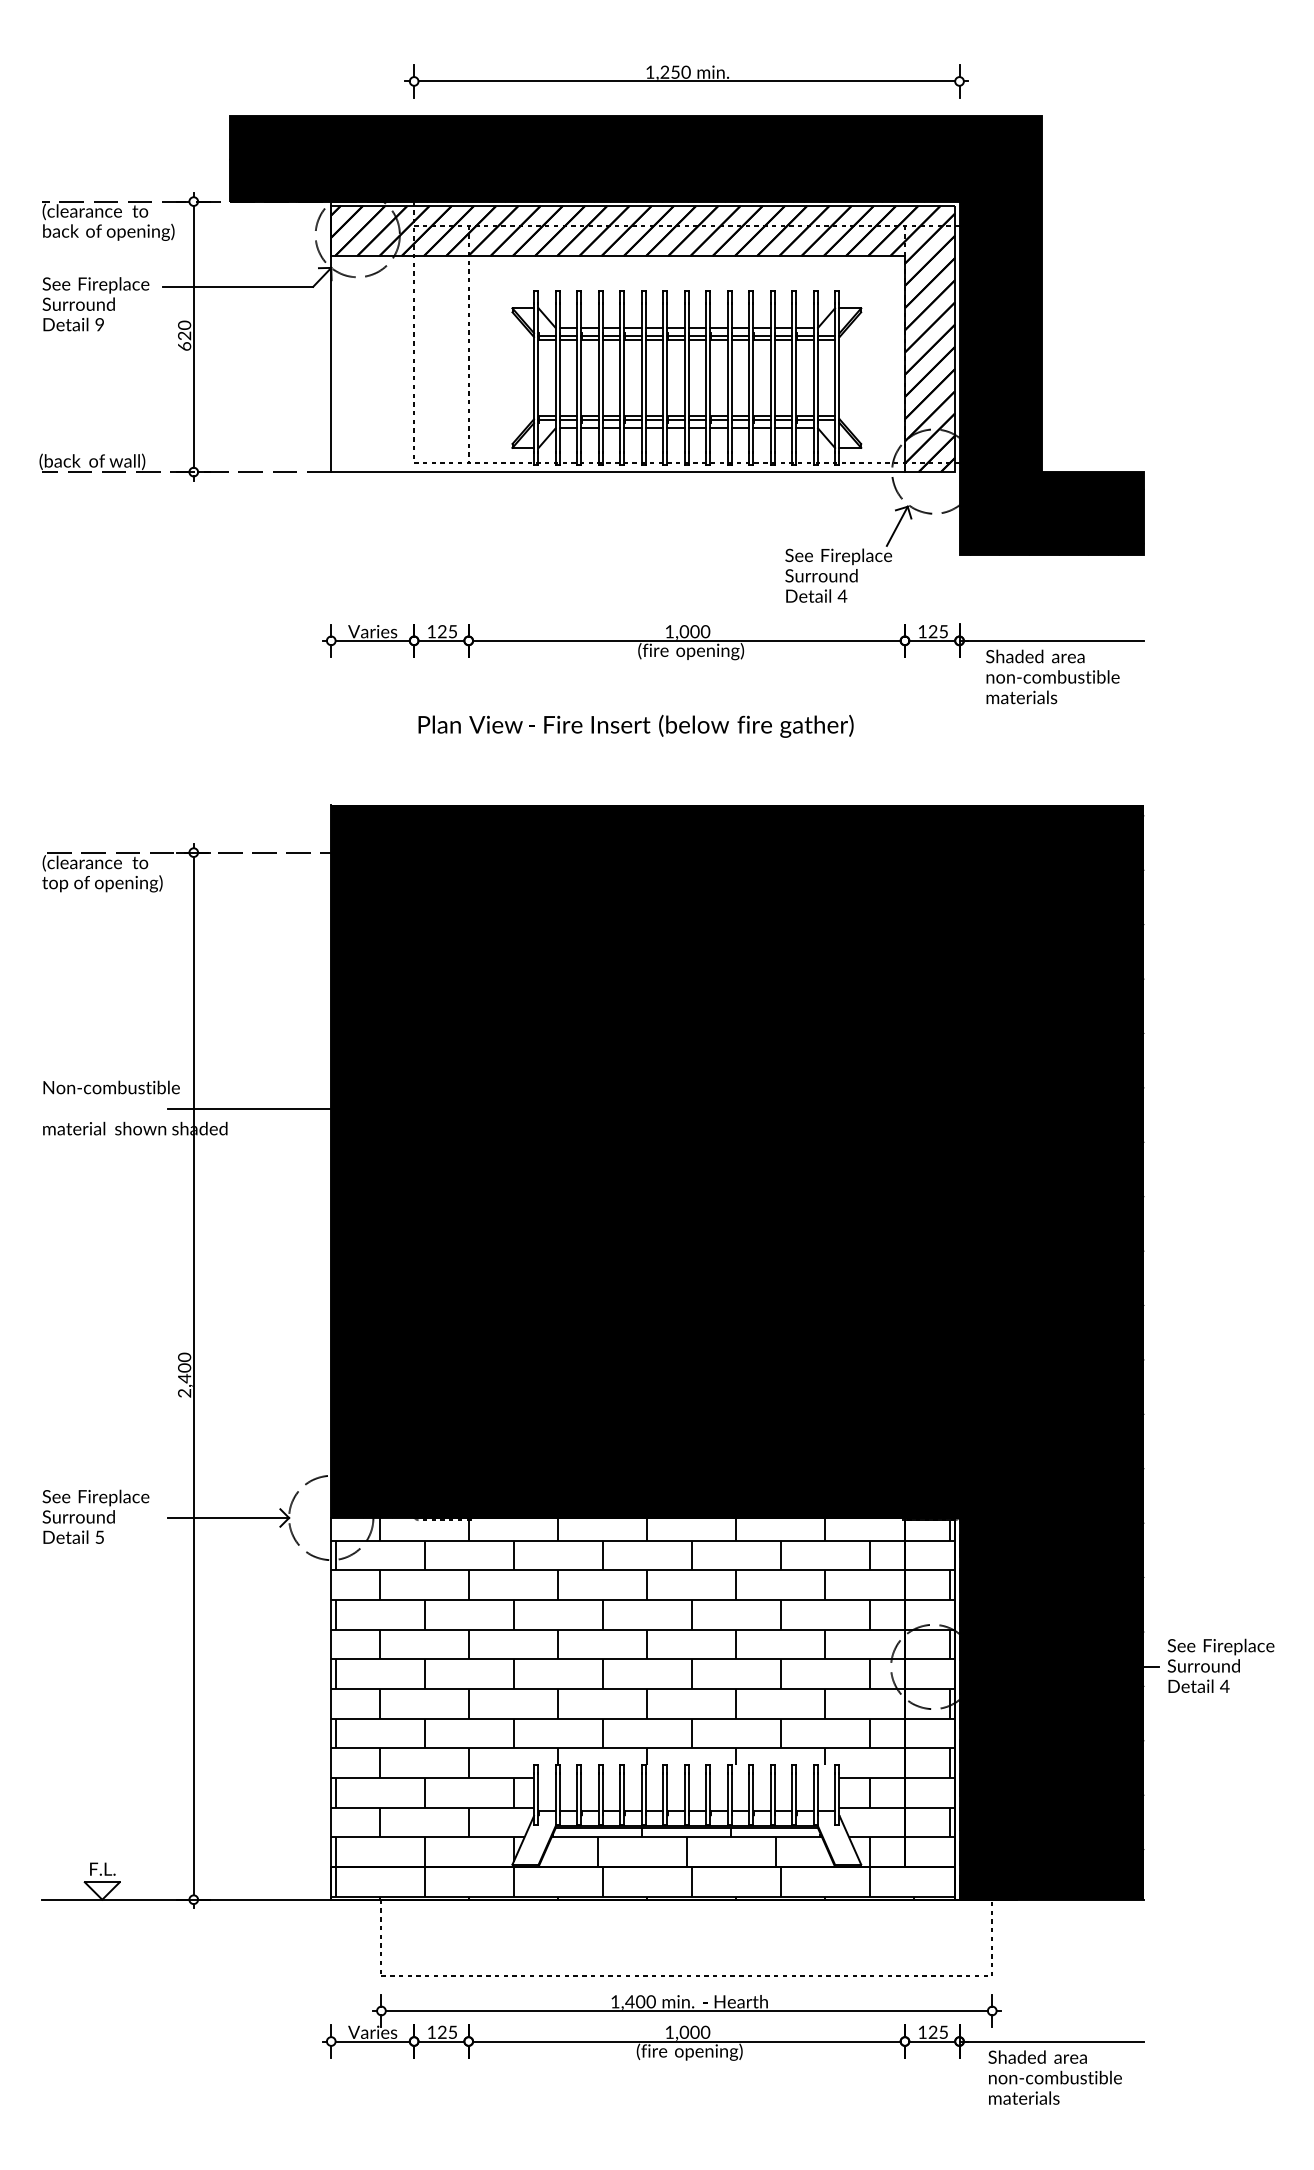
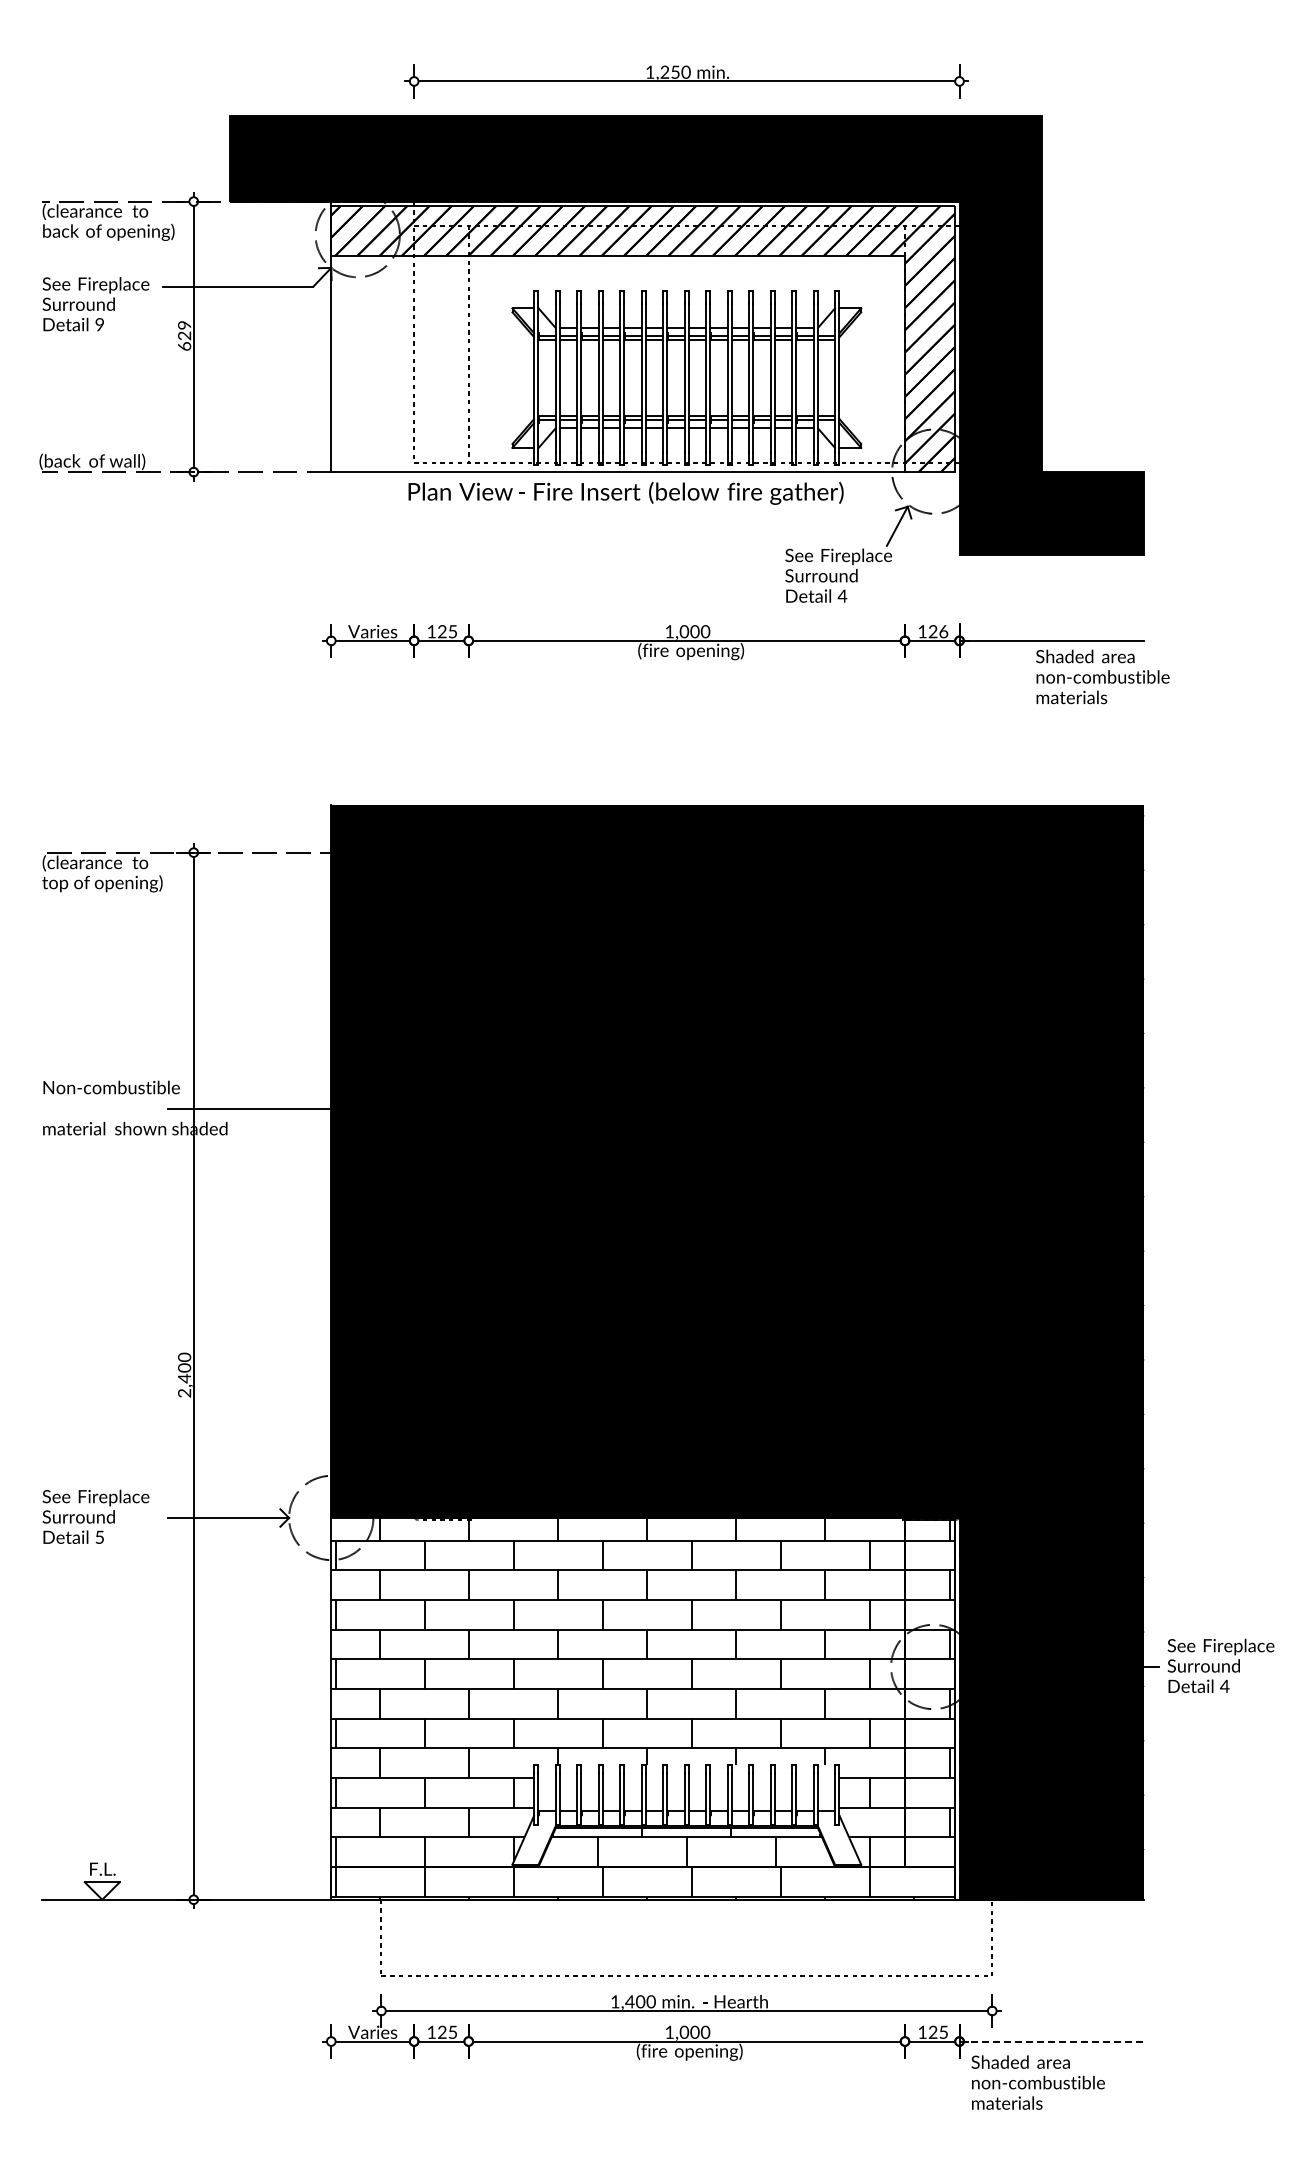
text: 620 -> 629 (185, 324)
text: 125 -> 126 (943, 631)
text position: (1052, 676) -> (1102, 676) (1102, 676)
text position: (635, 725) -> (625, 492) (625, 492)
line: solid -> dashed (1052, 2041)
text position: (1054, 2077) -> (1037, 2082) (1037, 2082)
